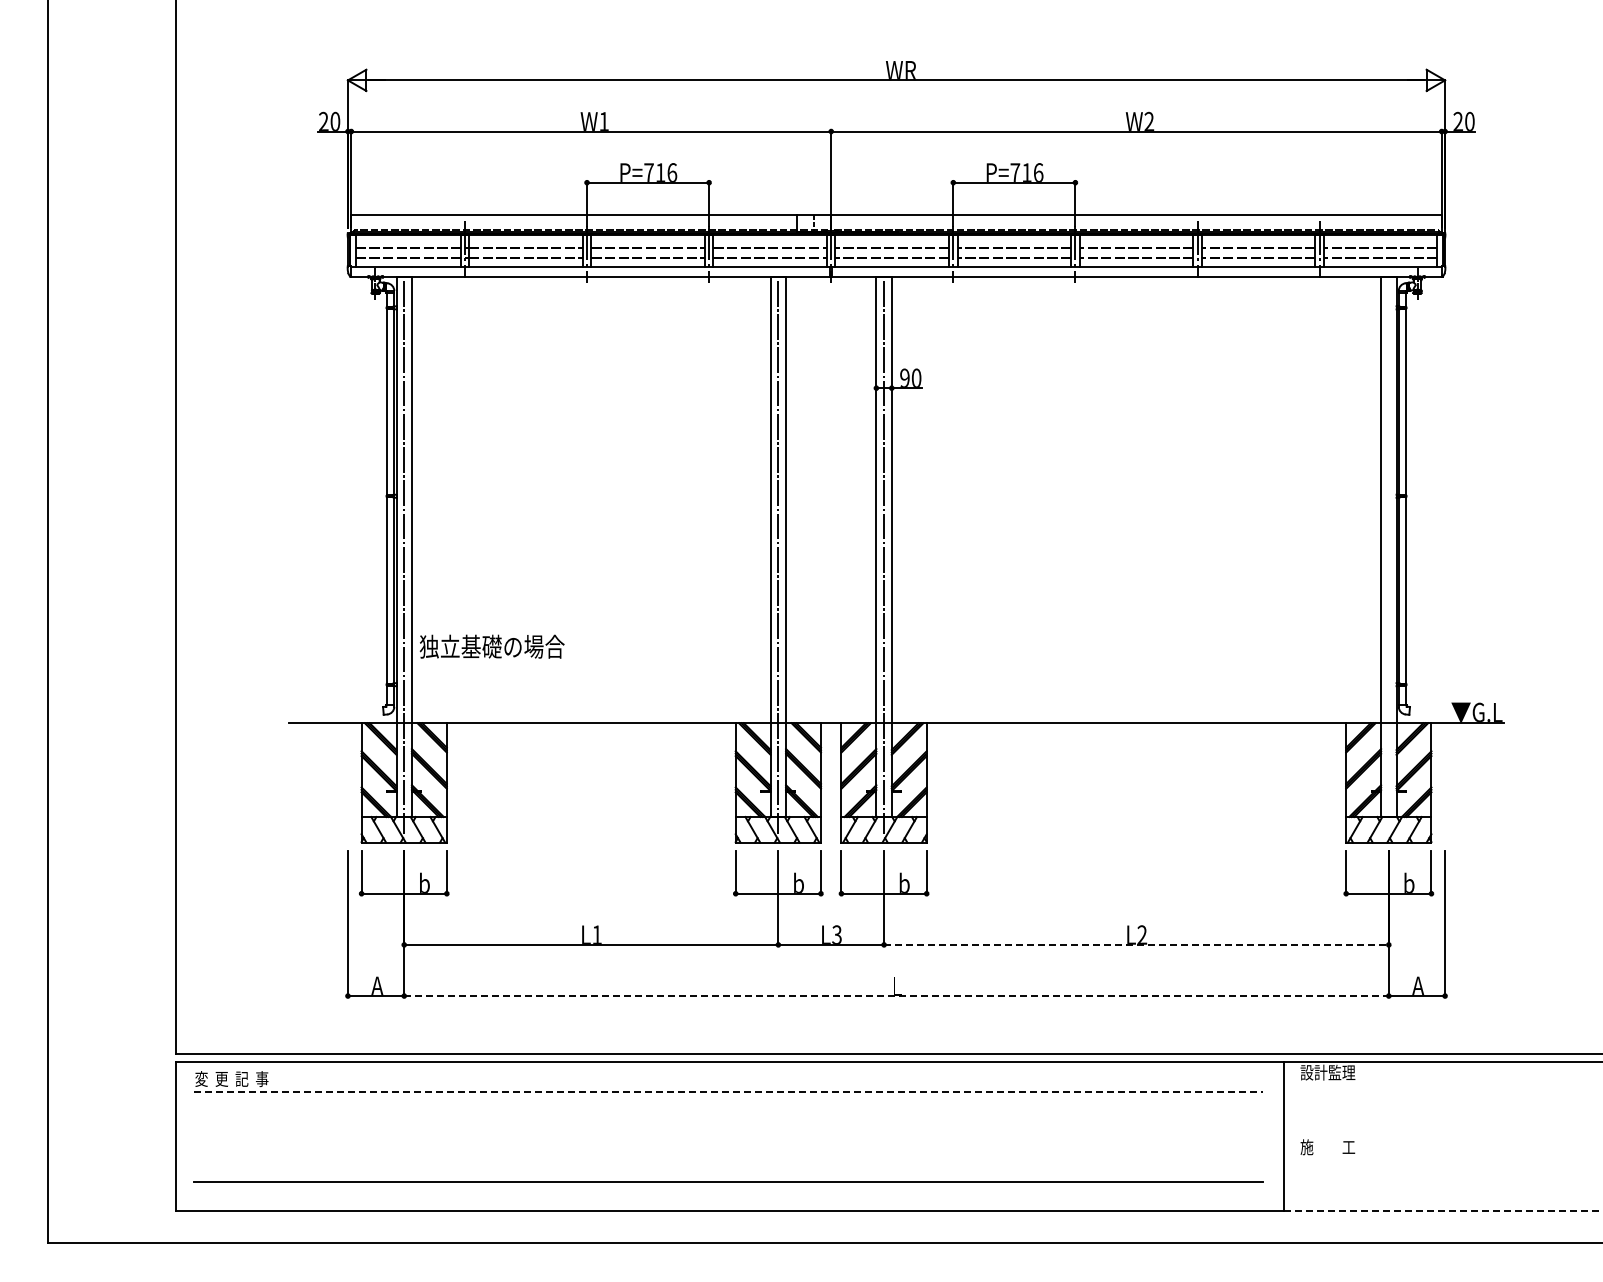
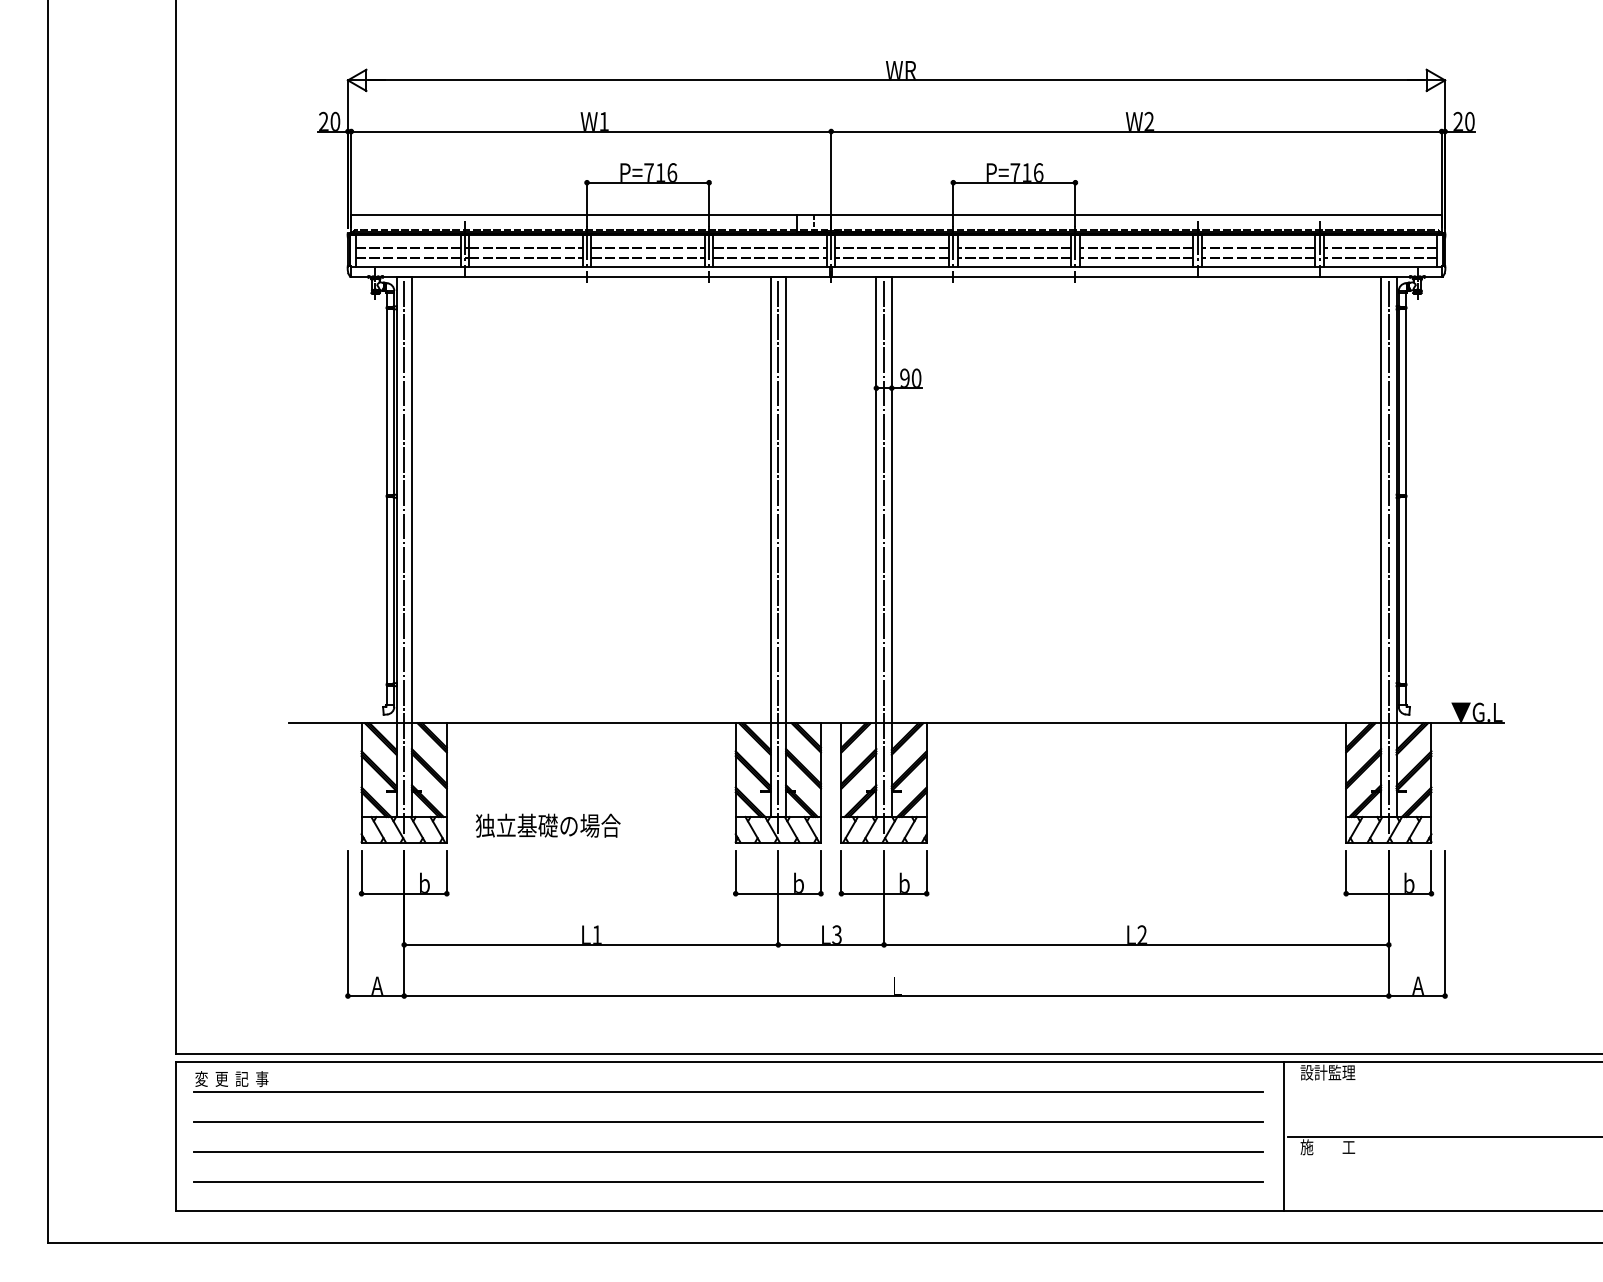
line: none -> present (1388, 557)
text position: (491, 646) -> (547, 825) (547, 825)
line: dashed -> solid (1136, 944)
line: dashed -> solid (897, 996)
line: dashed -> solid (729, 1092)
line: none -> present (728, 1121)
line: none -> present (1443, 1136)
line: none -> present (728, 1151)
line: dashed -> solid (1444, 1211)
